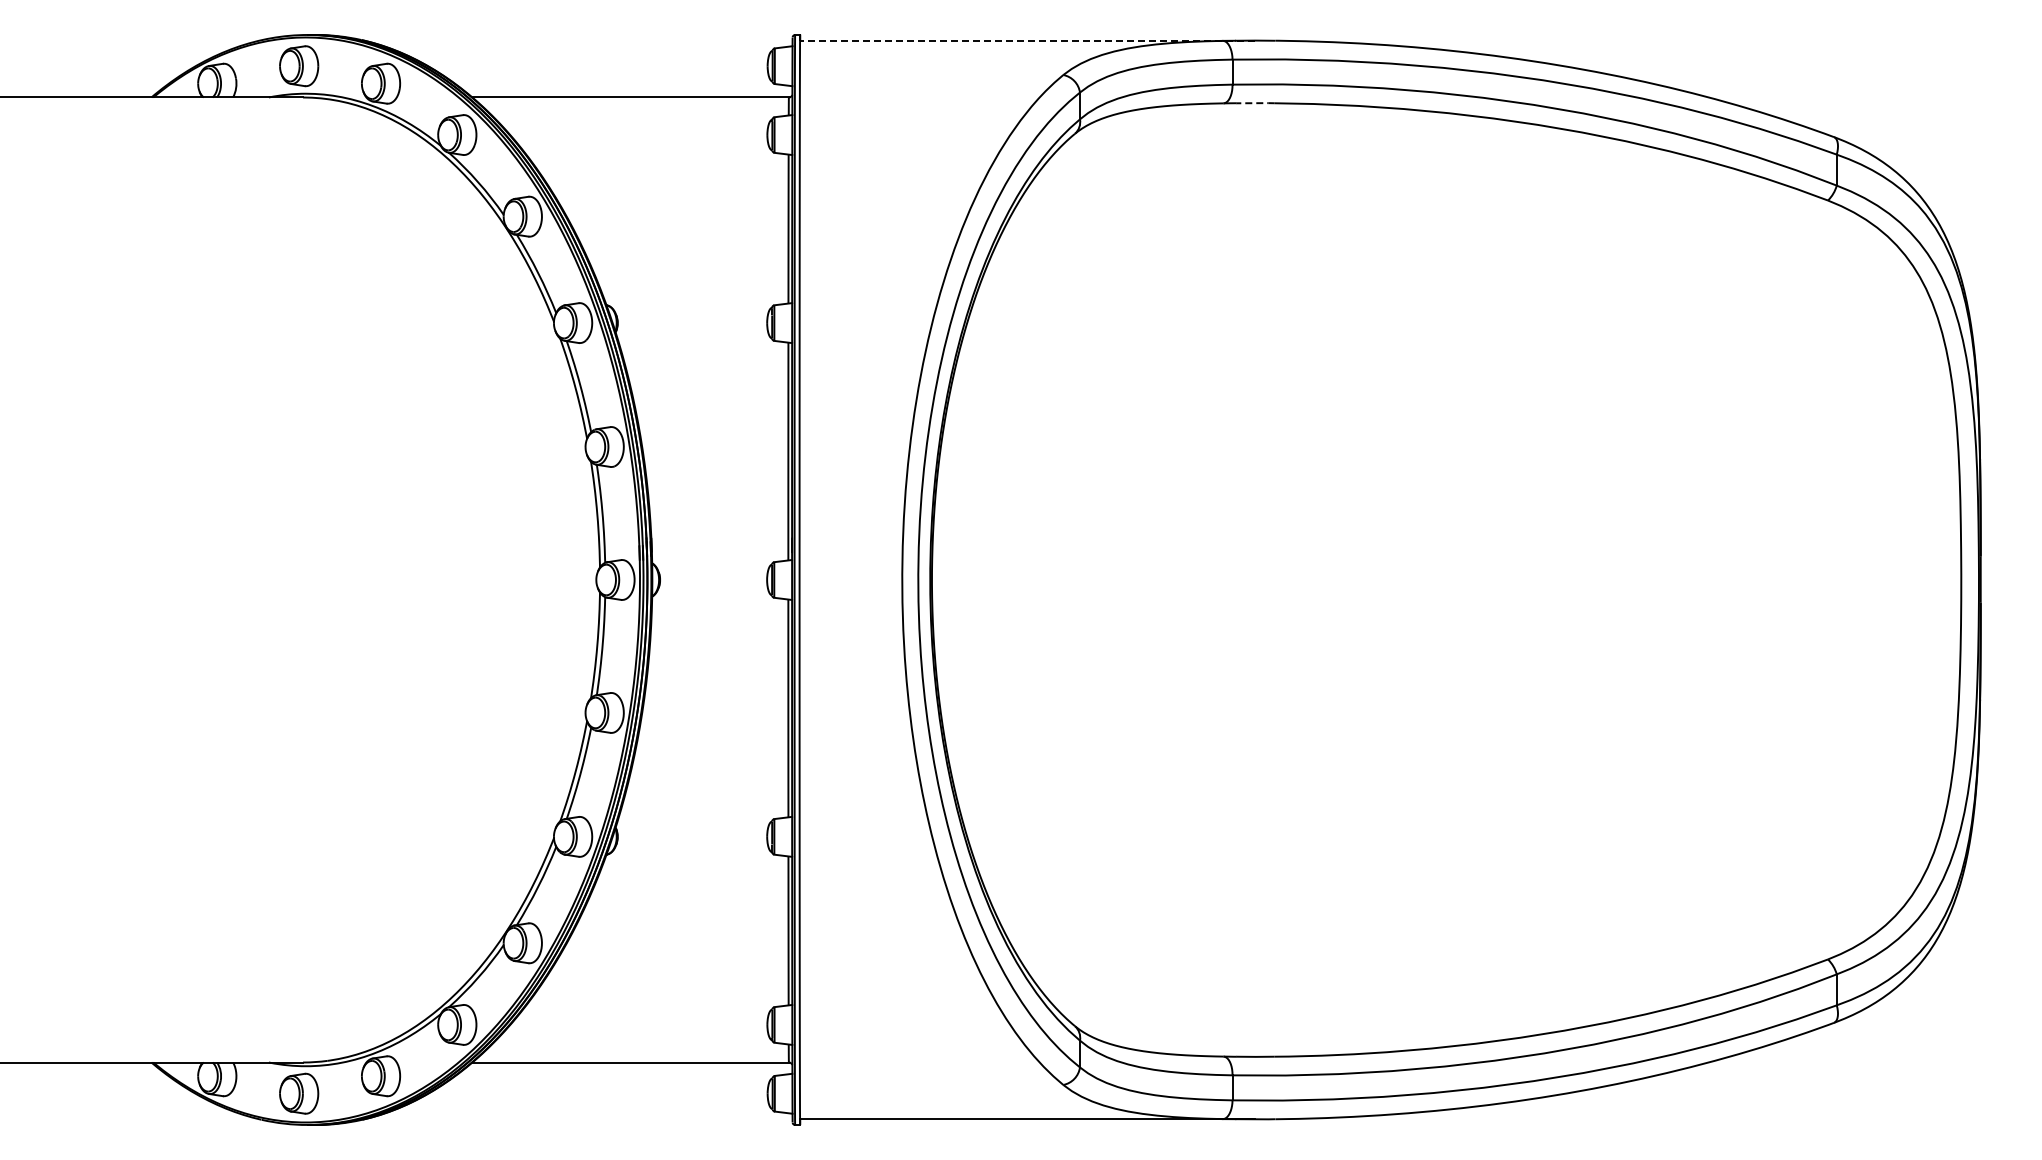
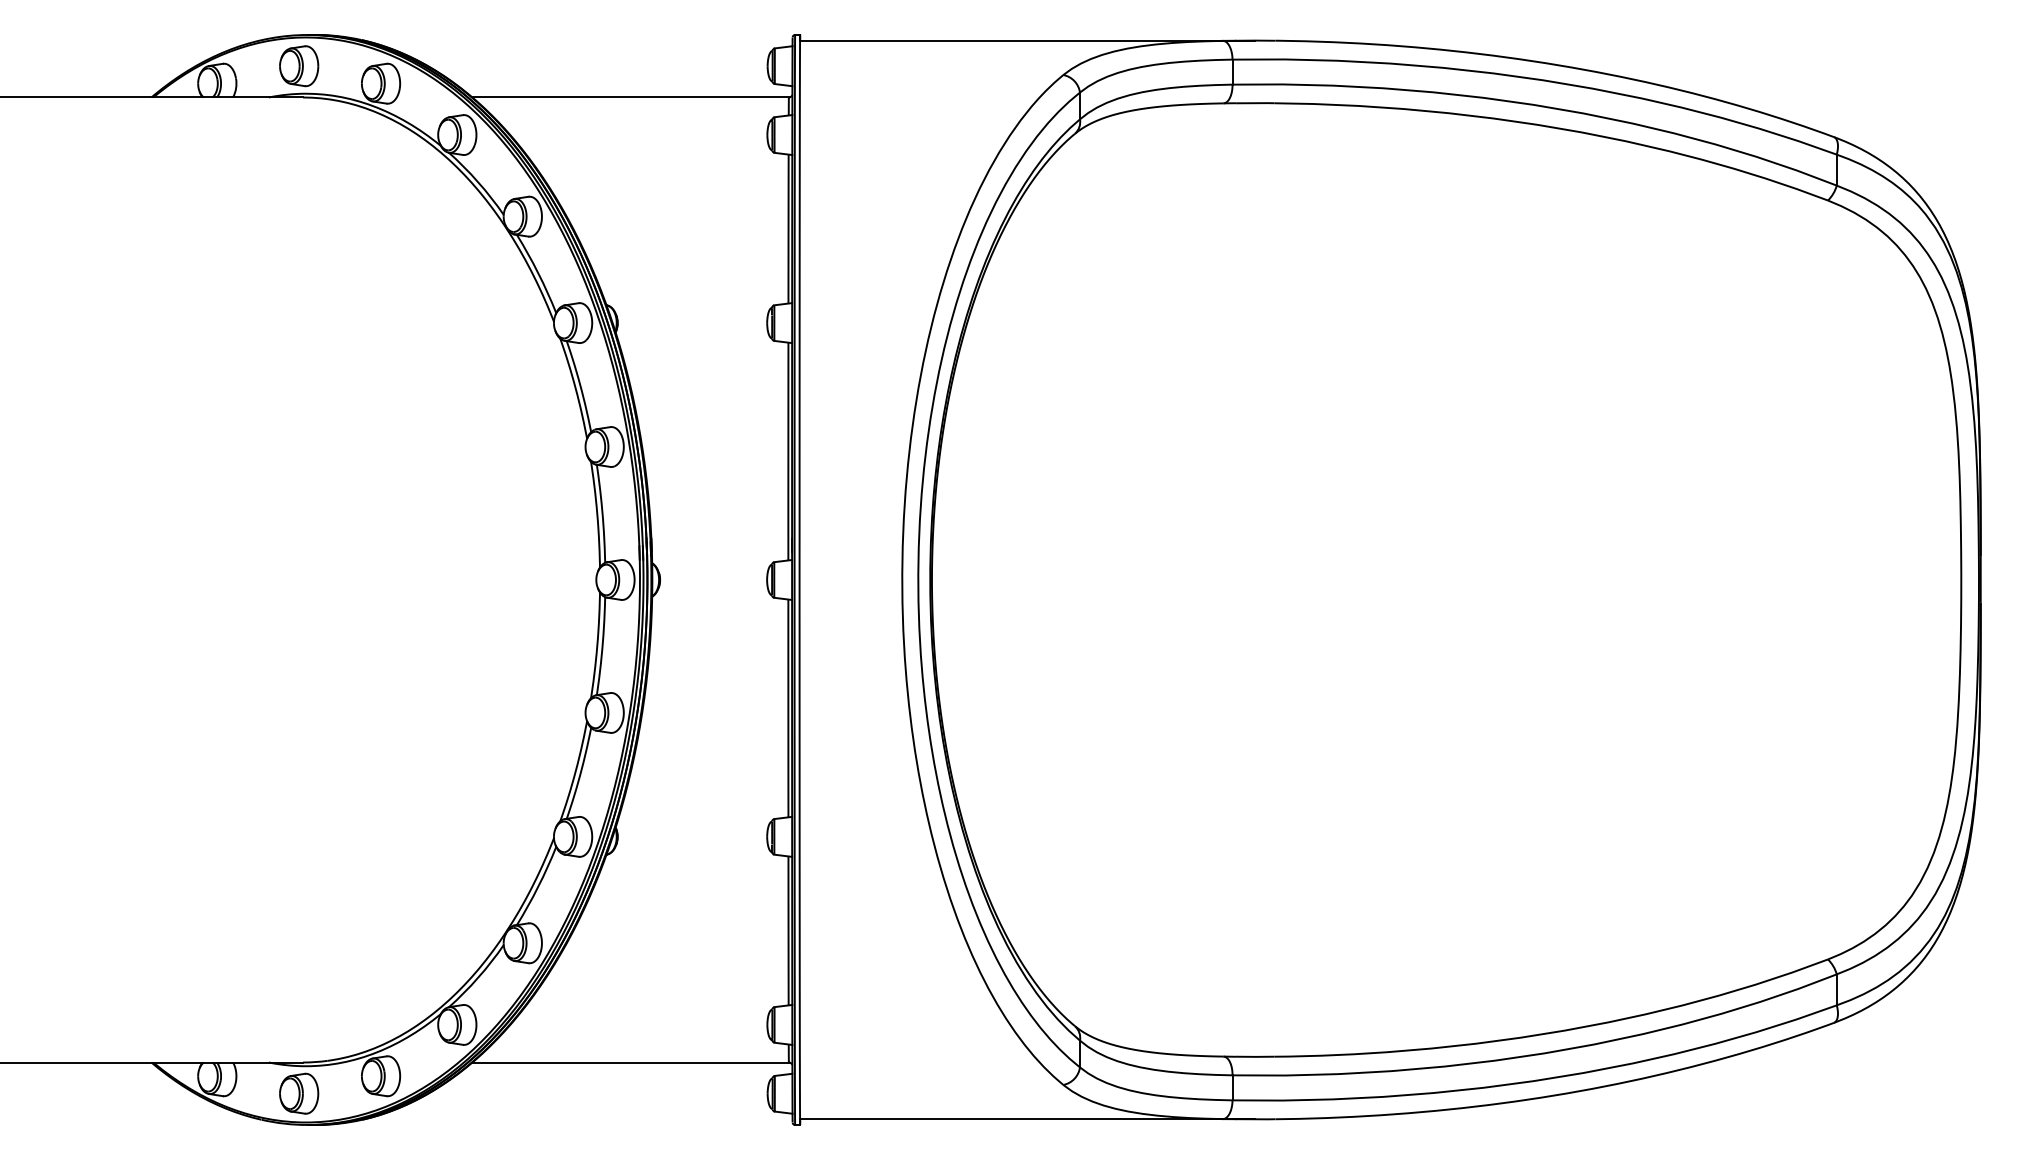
line: dashed -> solid (1027, 40)
line: dashed -> solid (1255, 103)
